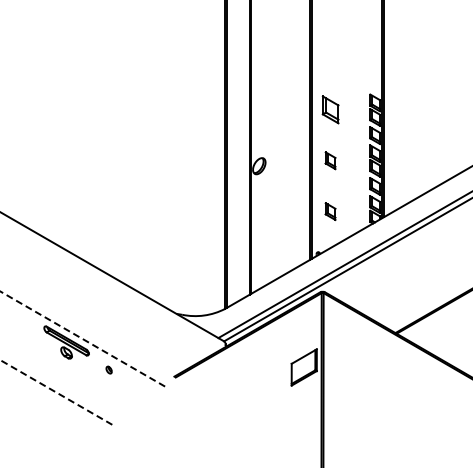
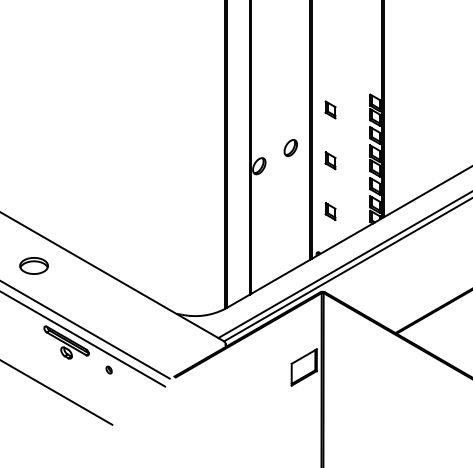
part size: 19x30 px -> 13x20 px (330, 109)
part: none -> present (290, 147)
part: none -> present (33, 265)
line: none -> present (85, 330)
line: dashed -> solid (82, 339)
line: dashed -> solid (56, 392)
